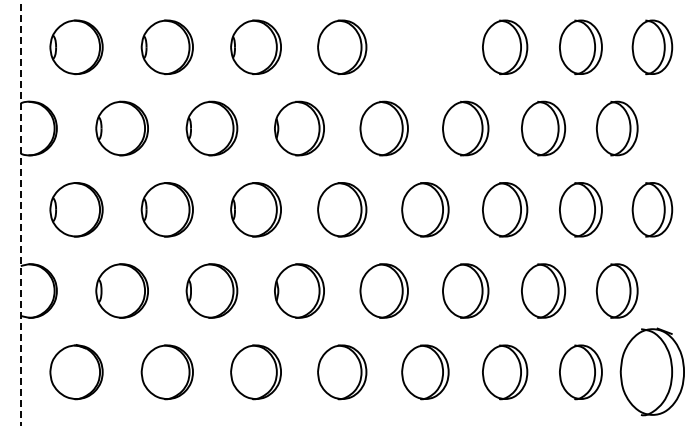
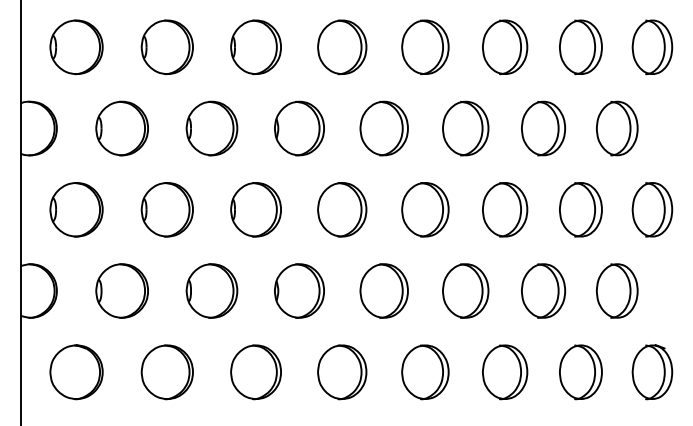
part: none -> present (425, 47)
line: dashed -> solid (20, 213)
part size: 66x90 px -> 43x57 px (652, 372)
